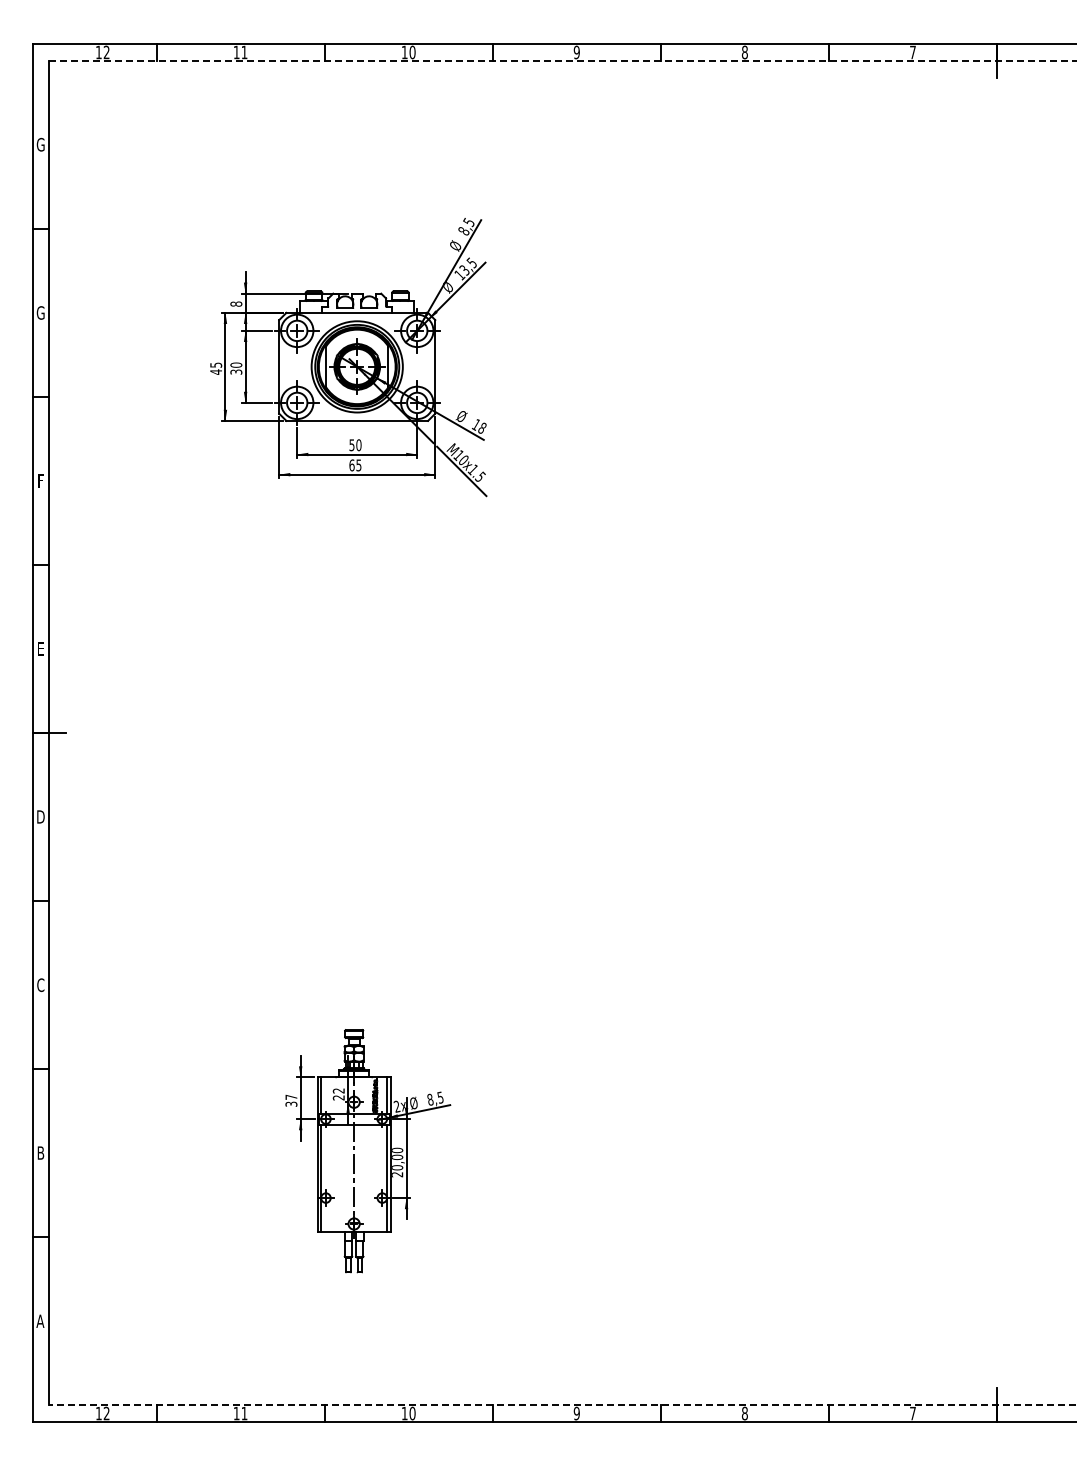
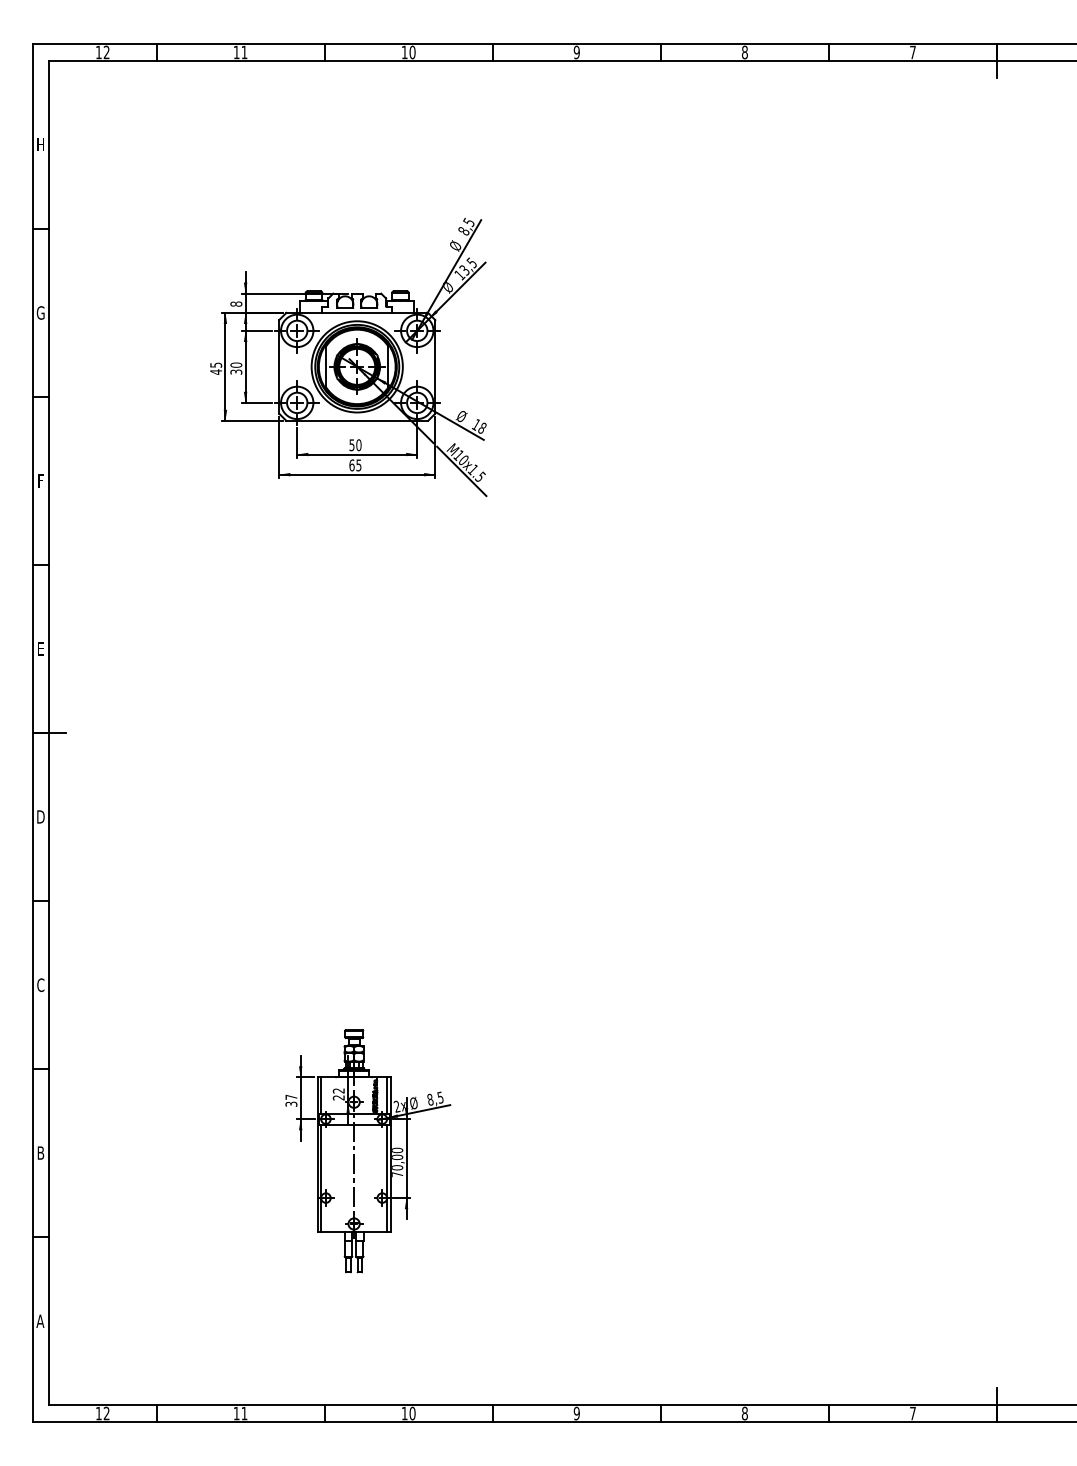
line: dashed -> solid (563, 60)
text: G -> H (40, 144)
text: 20,00 -> 70,00 (397, 1174)
line: dashed -> solid (562, 1405)
